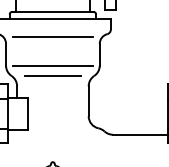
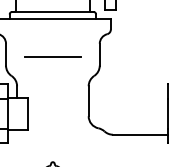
line: present -> none (52, 37)
line: present -> none (52, 65)
line position: (52, 75) -> (52, 56) (52, 56)
